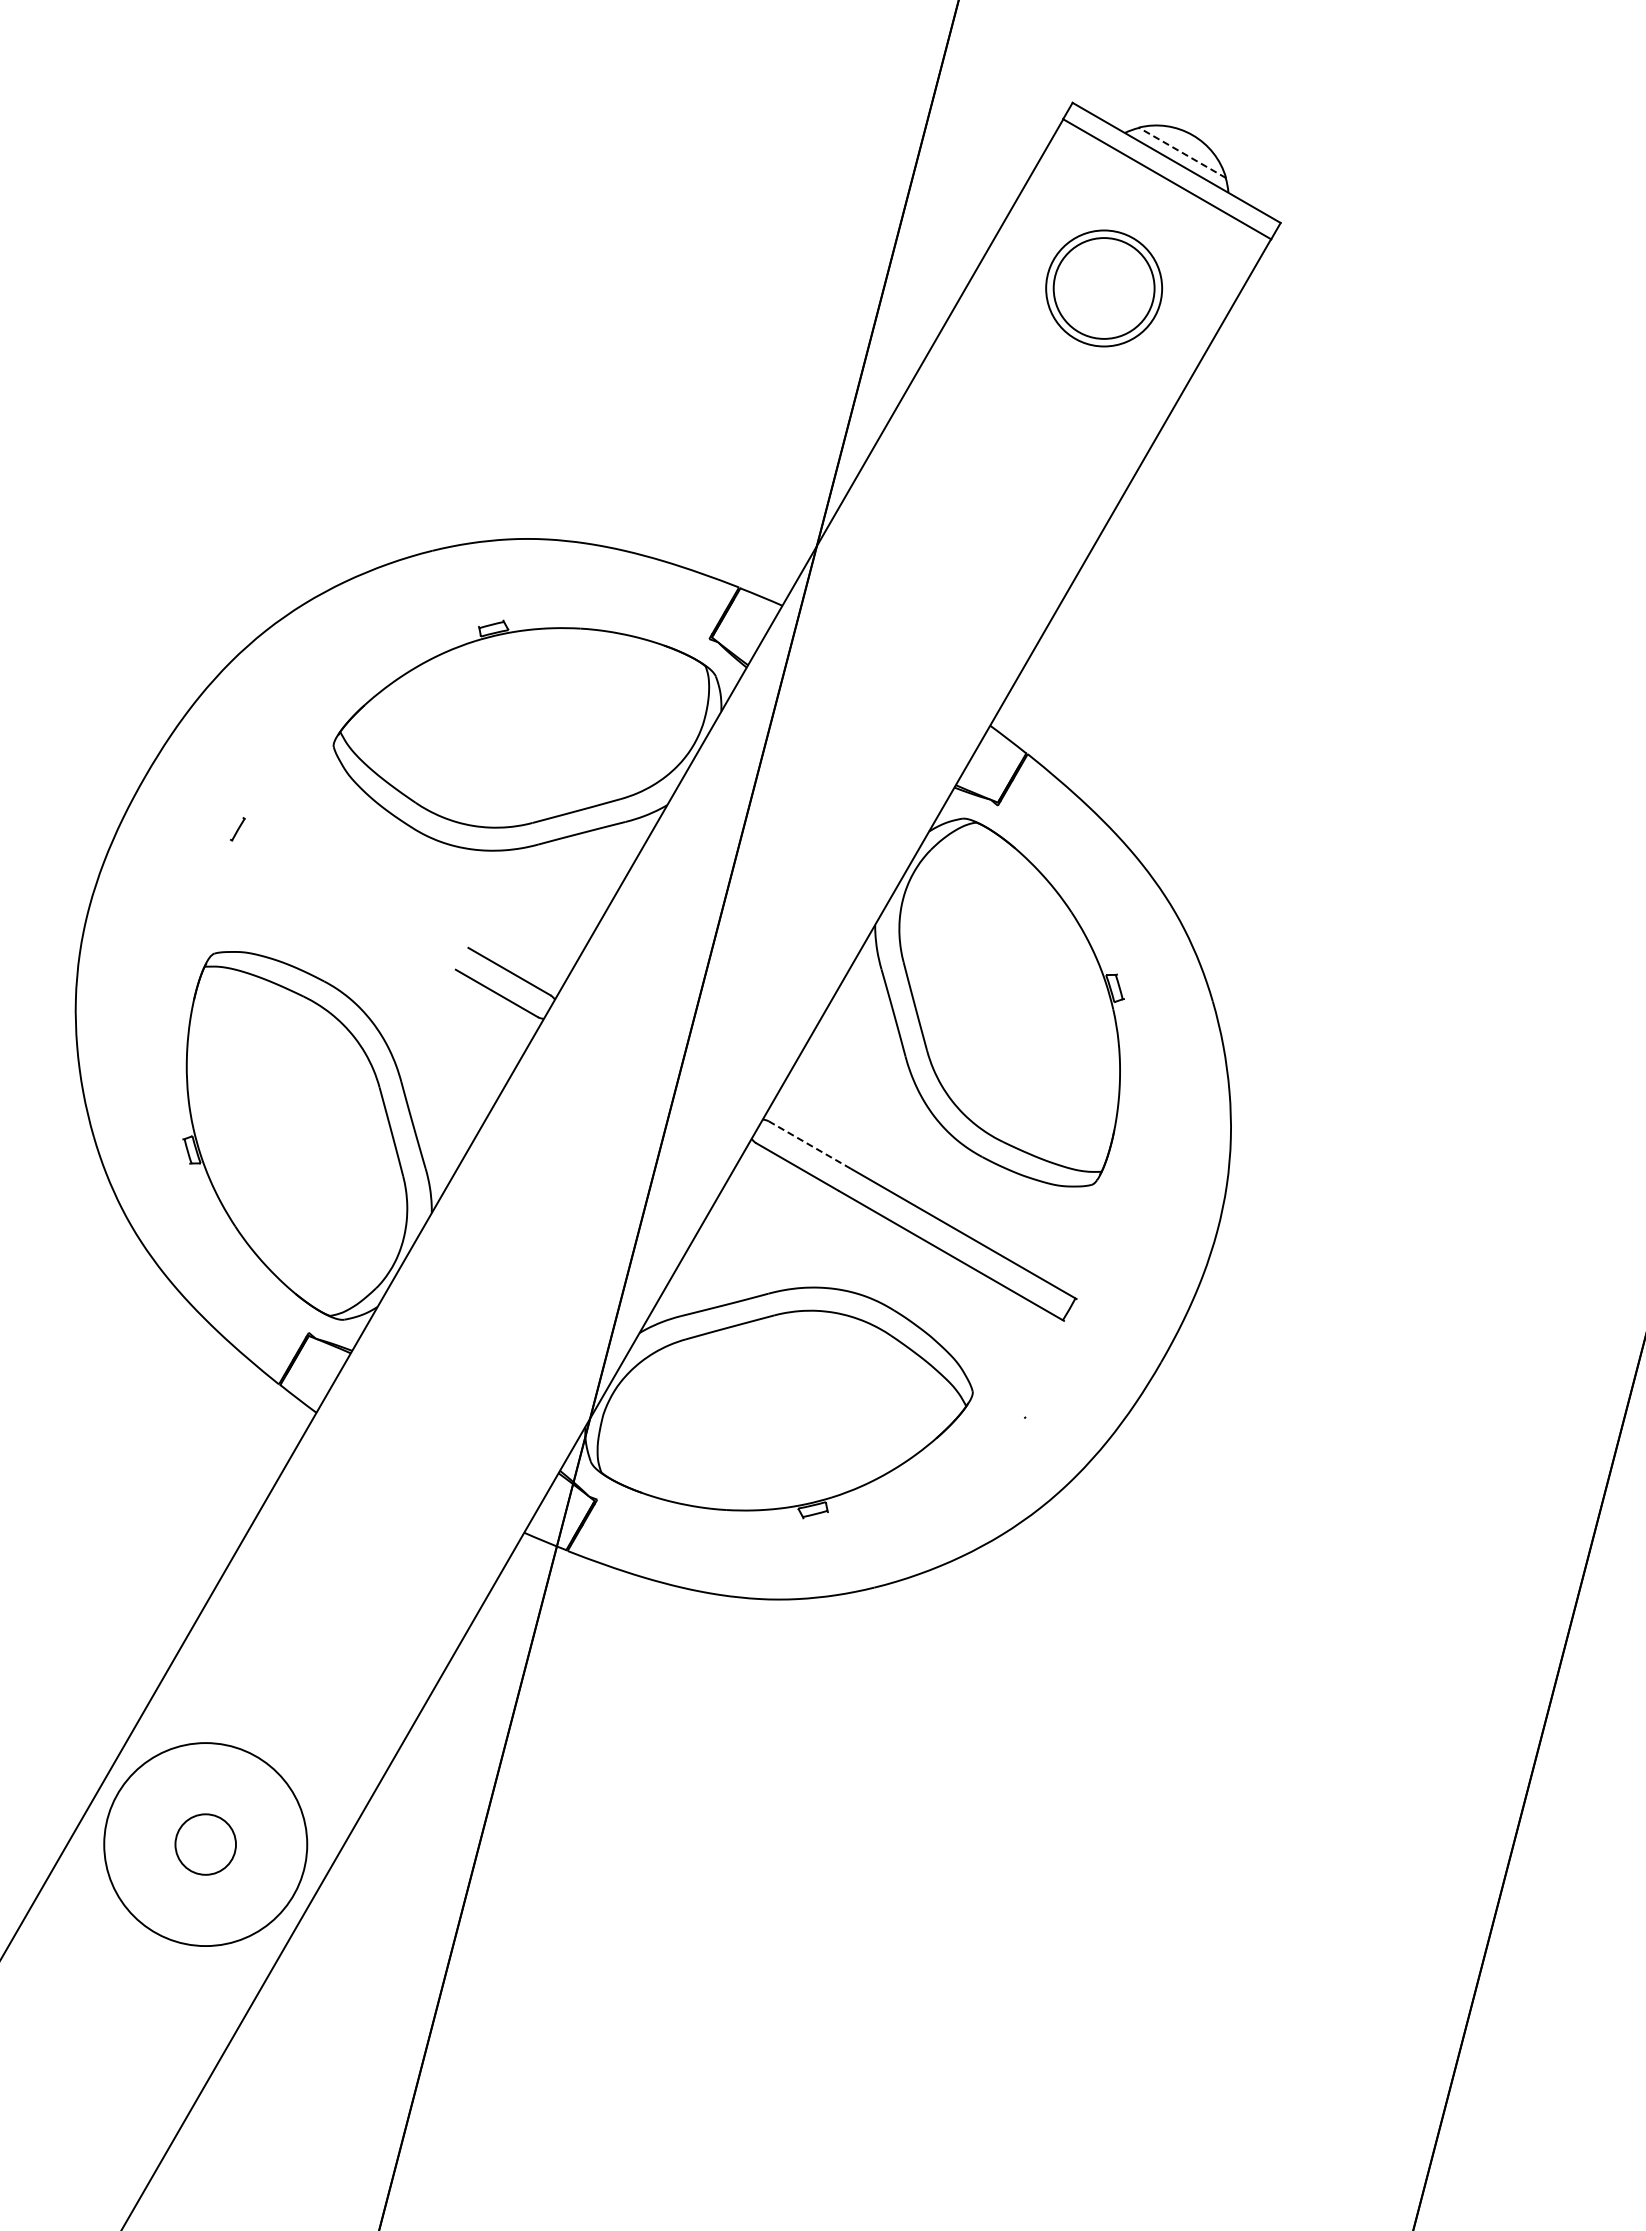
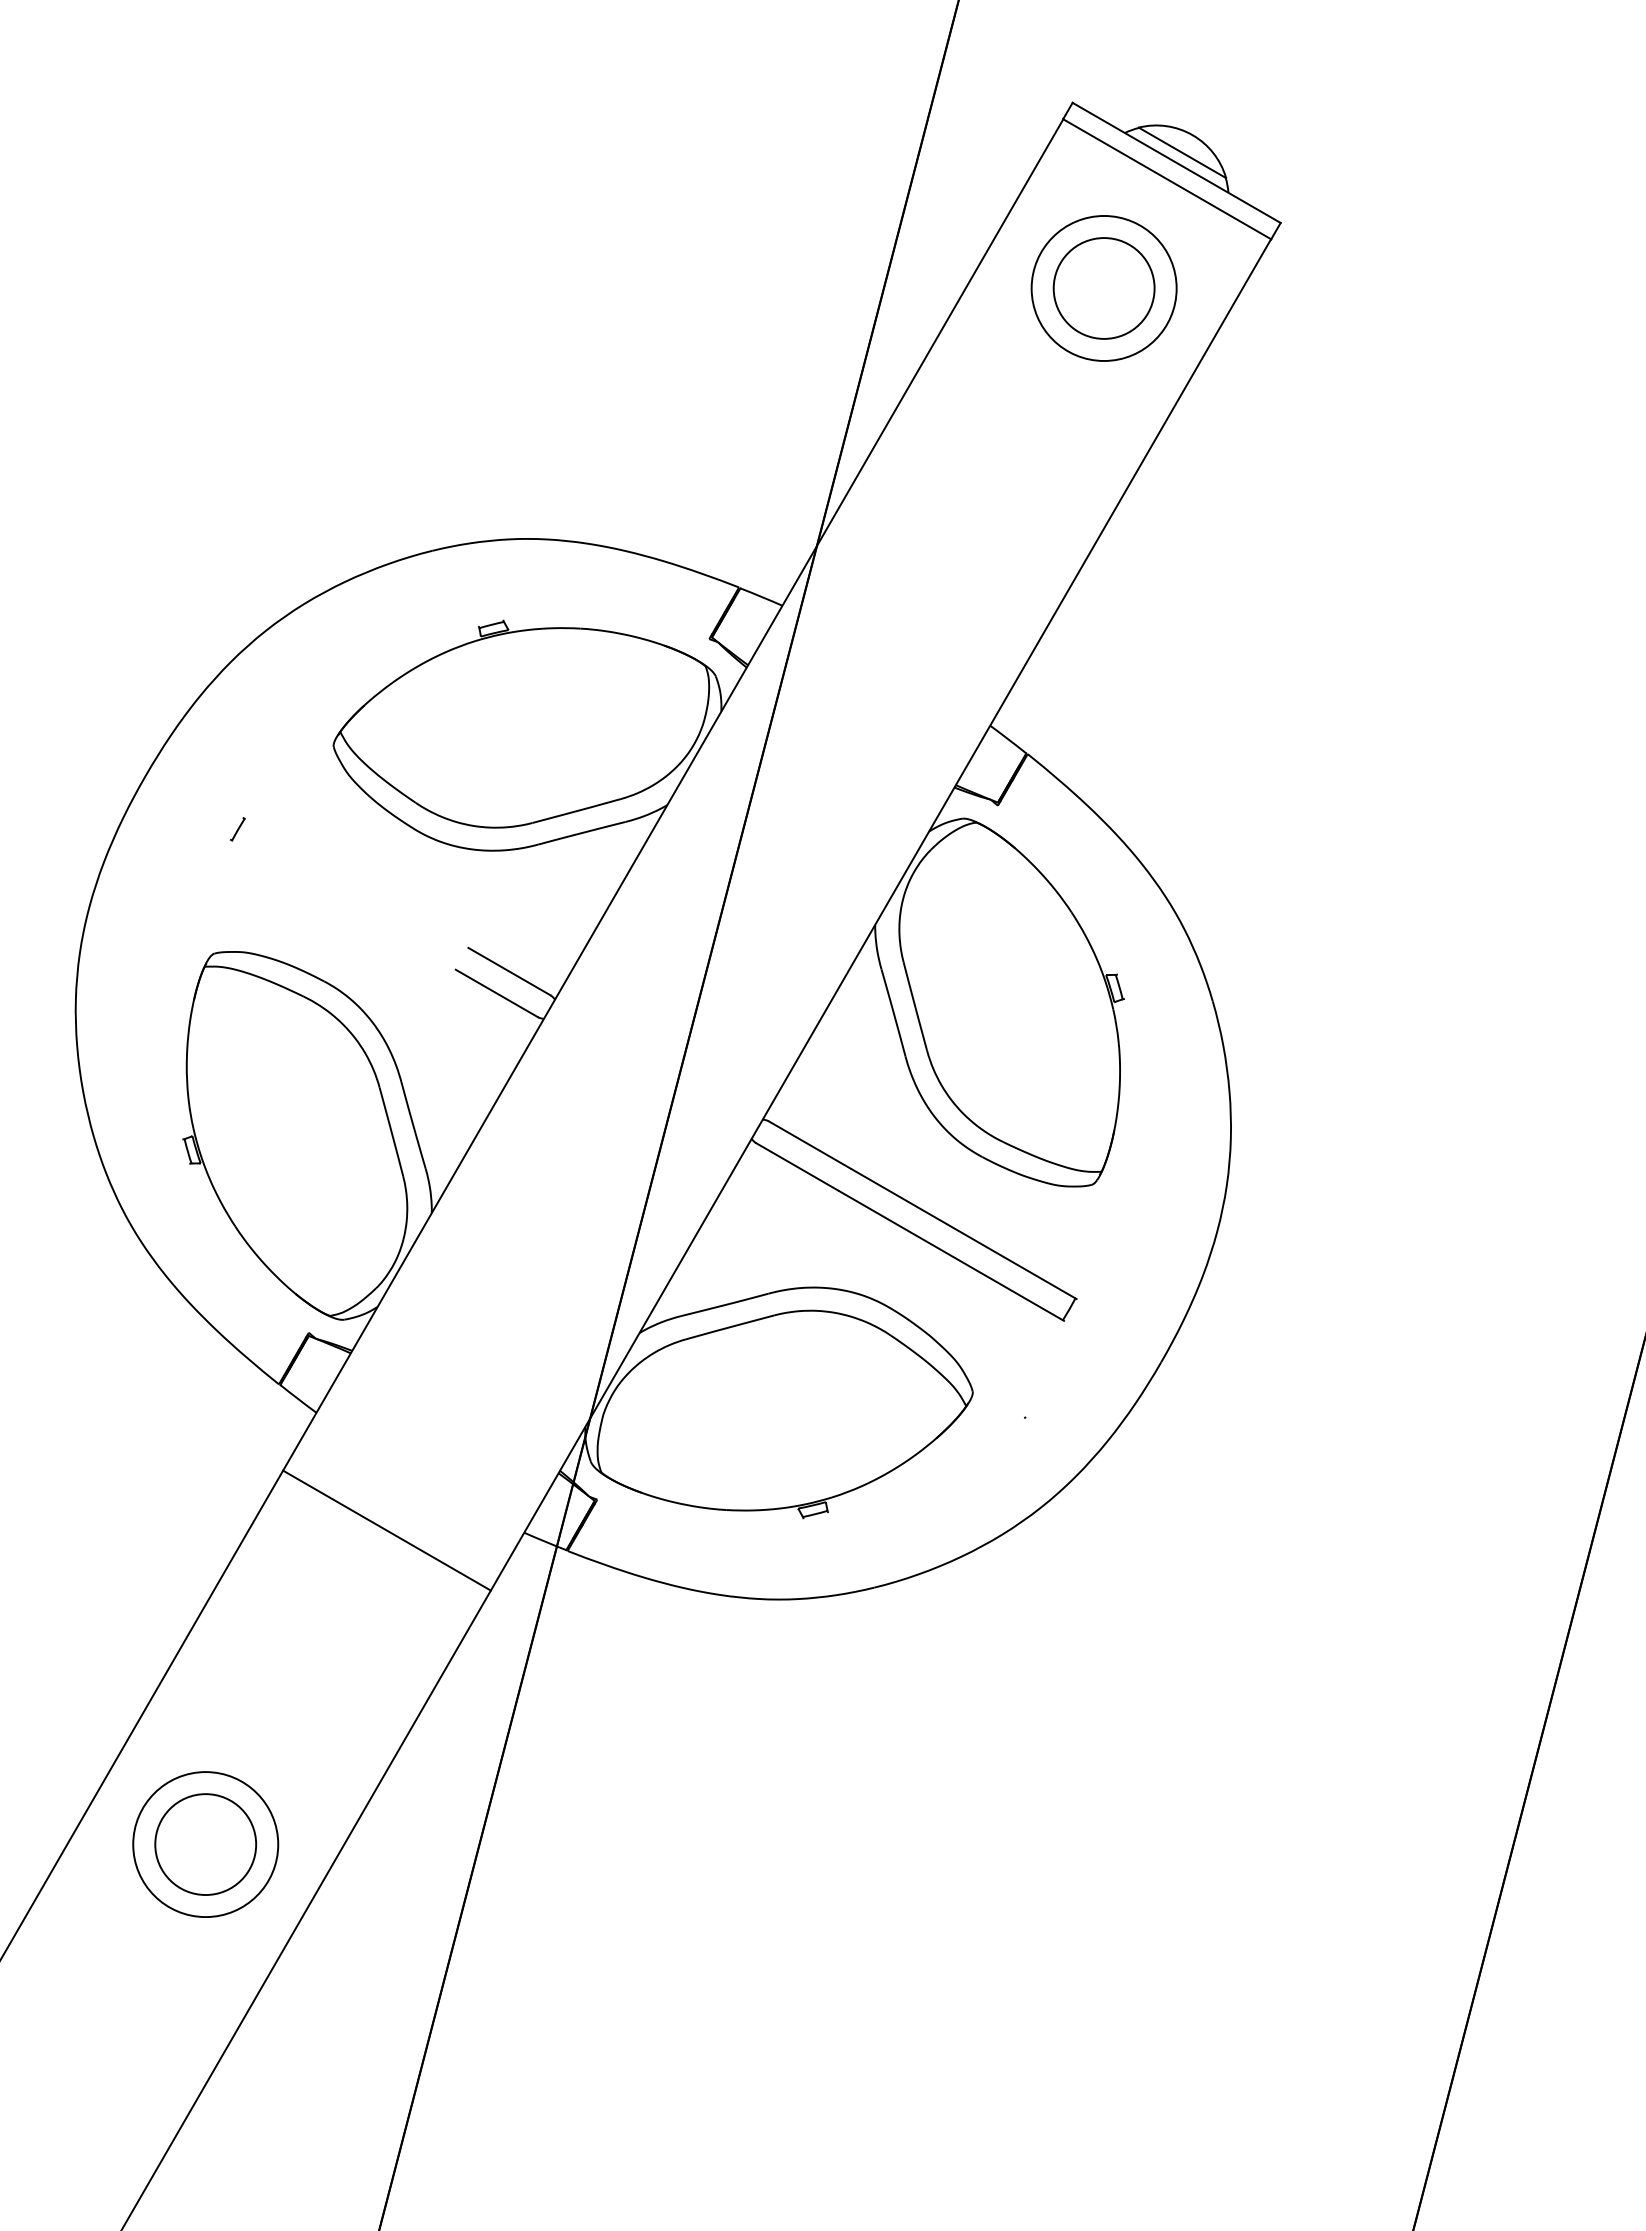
line: dashed -> solid (1182, 152)
circle diameter: 116 px -> 145 px (1103, 287)
line: dashed -> solid (809, 1144)
line: none -> present (386, 1530)
circle diameter: 203 px -> 145 px (205, 1844)
circle diameter: 61 px -> 101 px (205, 1844)
